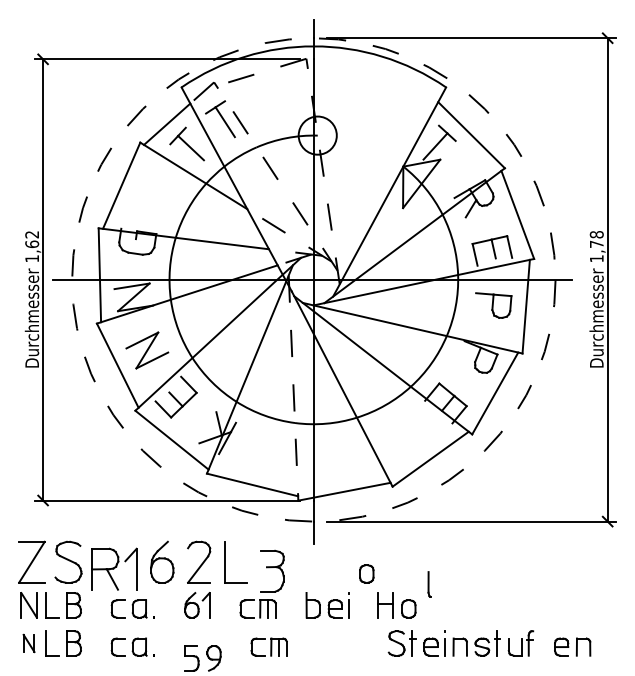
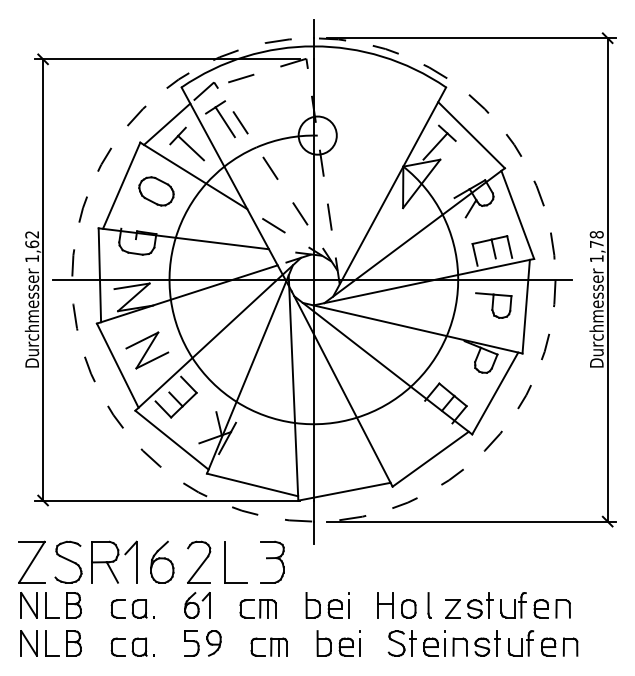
part: none -> present (156, 191)
line: dashed -> solid (293, 388)
part position: (114, 568) -> (114, 561) (114, 561)
part position: (272, 570) -> (272, 561) (272, 561)
part: present -> none (366, 573)
line position: (429, 584) -> (429, 605) (429, 605)
part: none -> present (507, 605)
part size: 14x21 px -> 18x27 px (28, 643)
part: none -> present (338, 643)
part position: (572, 646) -> (559, 646) (559, 646)
part position: (202, 658) -> (202, 643) (202, 643)
